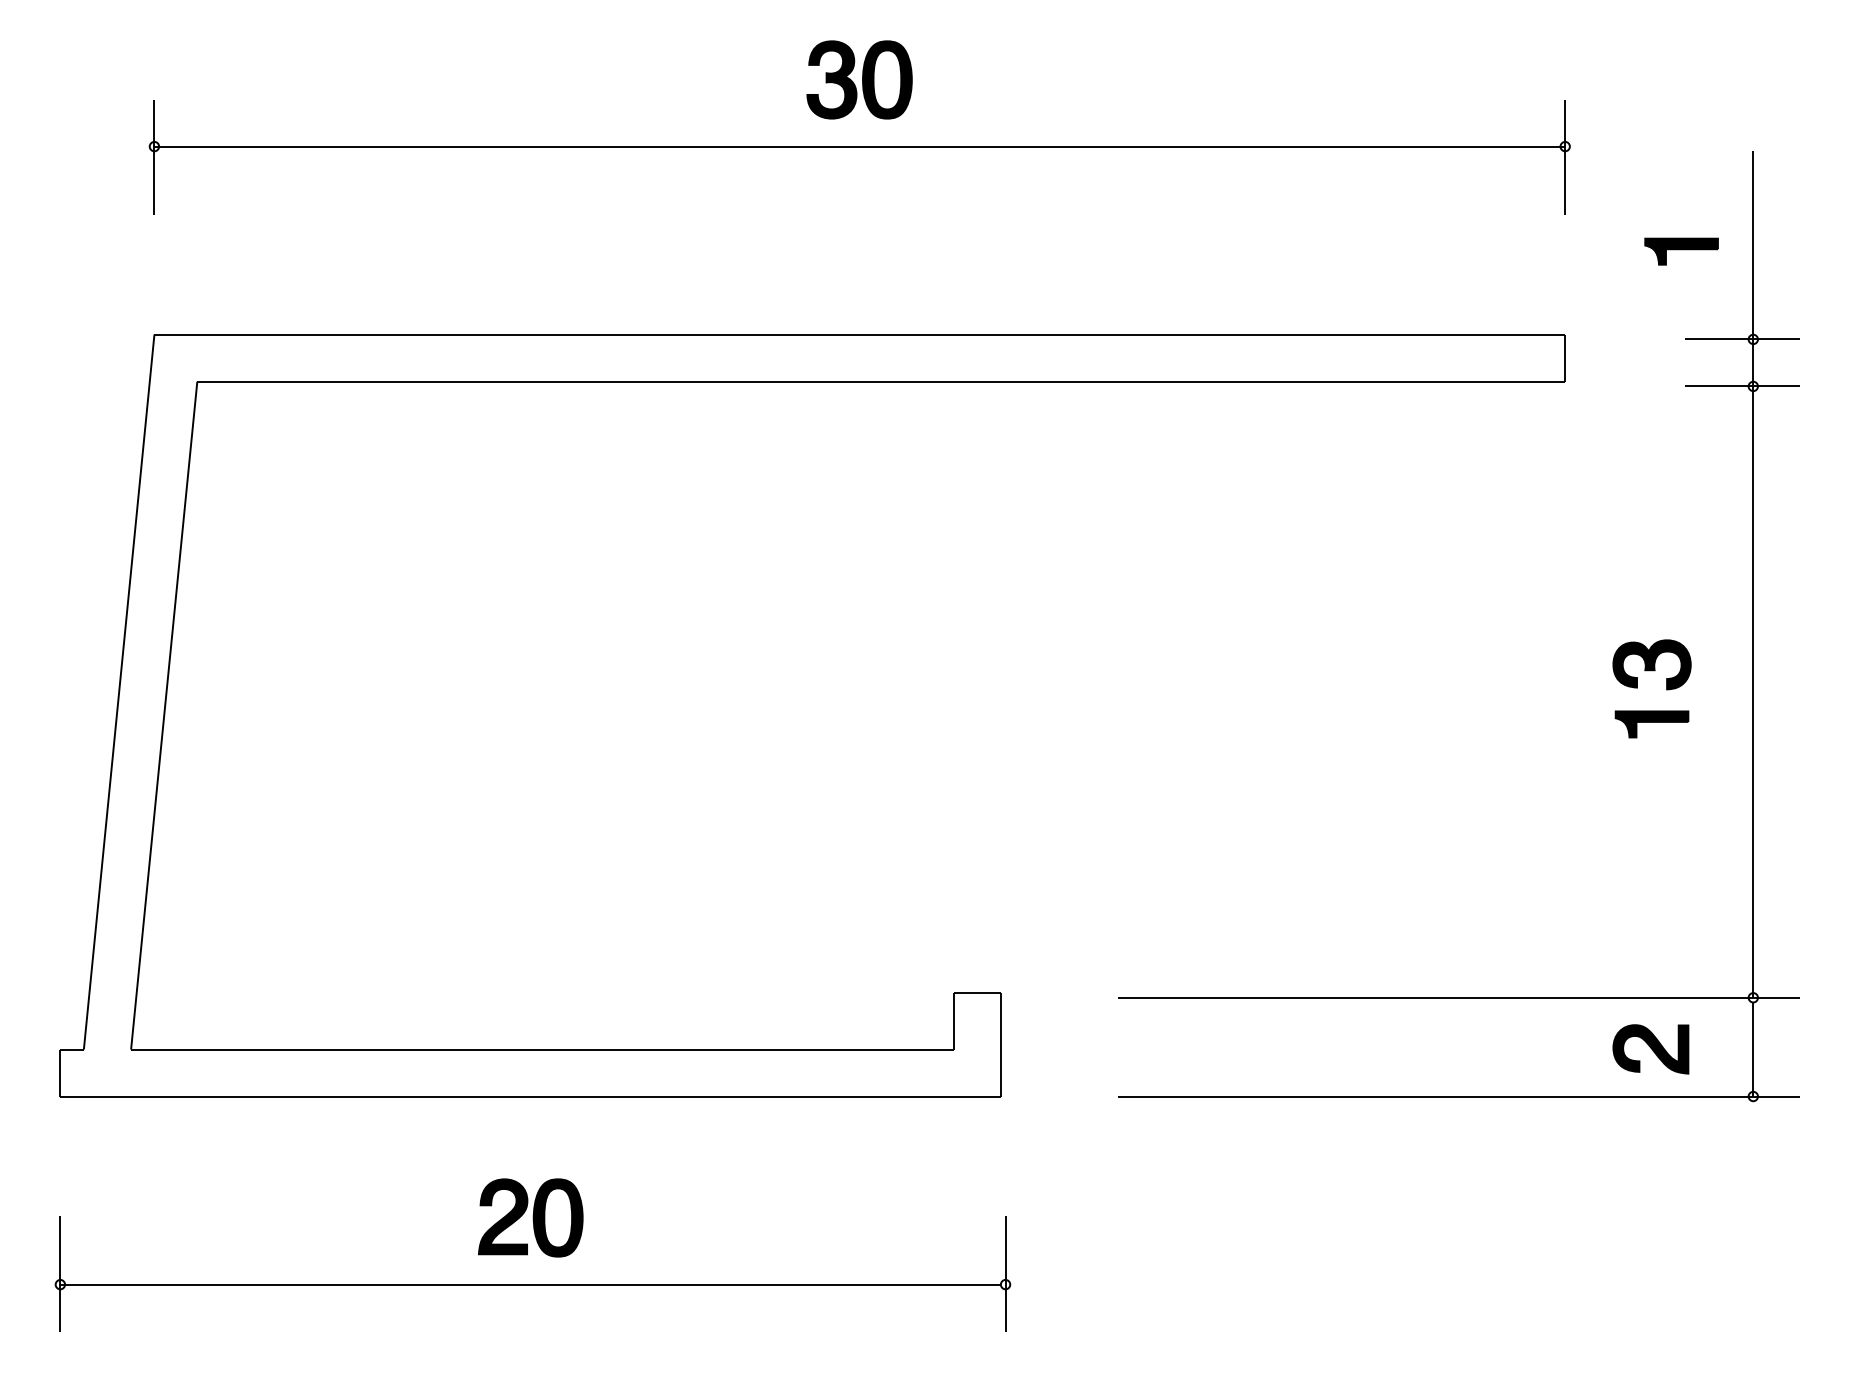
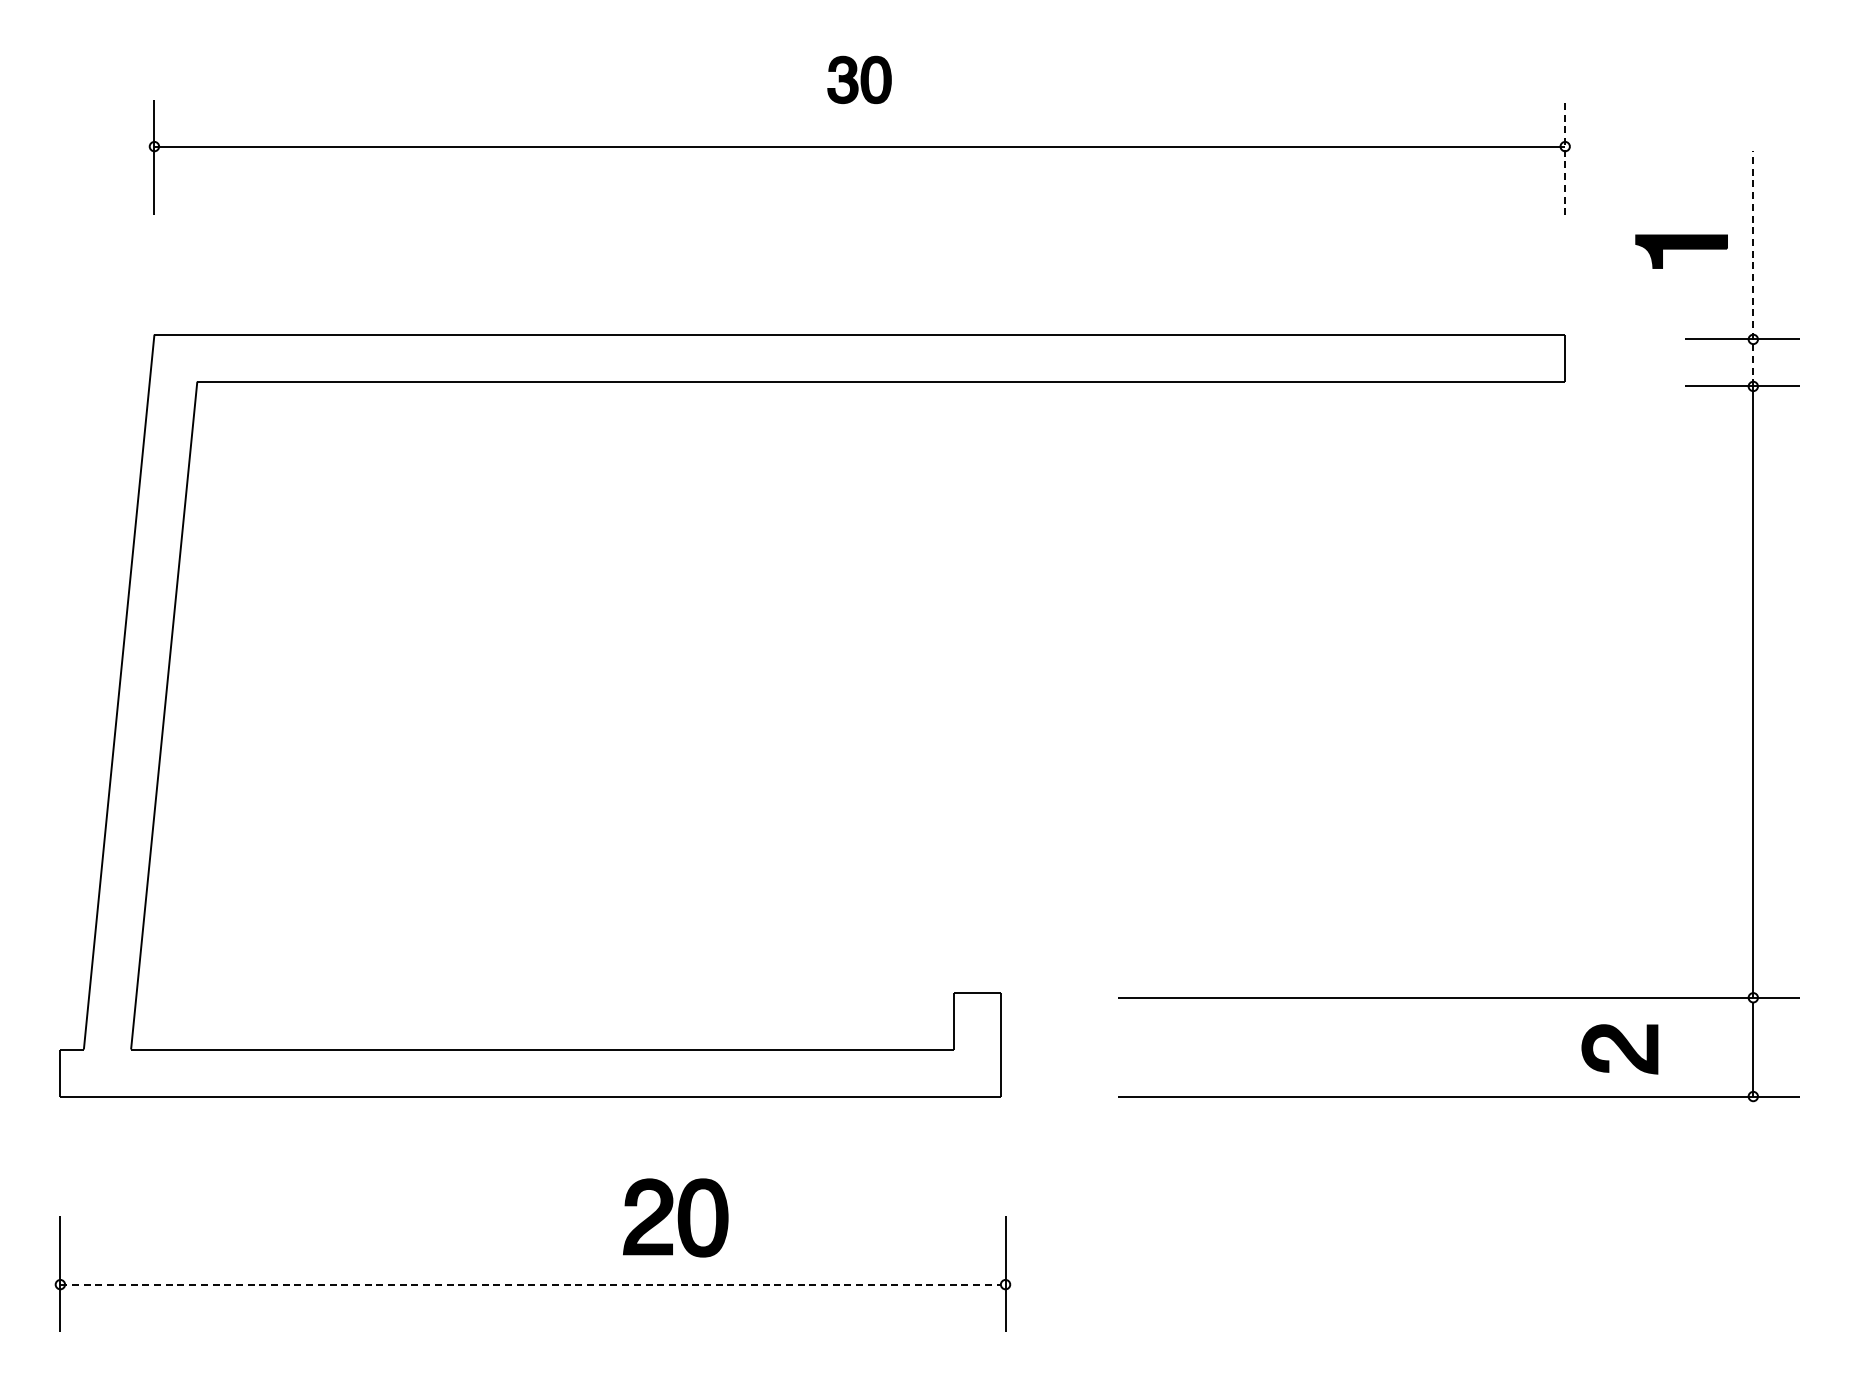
part size: 107x80 px -> 65x50 px (859, 79)
line: solid -> dashed (1565, 157)
part size: 75x29 px -> 93x35 px (1681, 251)
line: solid -> dashed (1753, 268)
part: present -> none (1637, 688)
part position: (1650, 1049) -> (1619, 1049) (1619, 1049)
part position: (530, 1217) -> (675, 1217) (675, 1217)
line: solid -> dashed (531, 1284)
